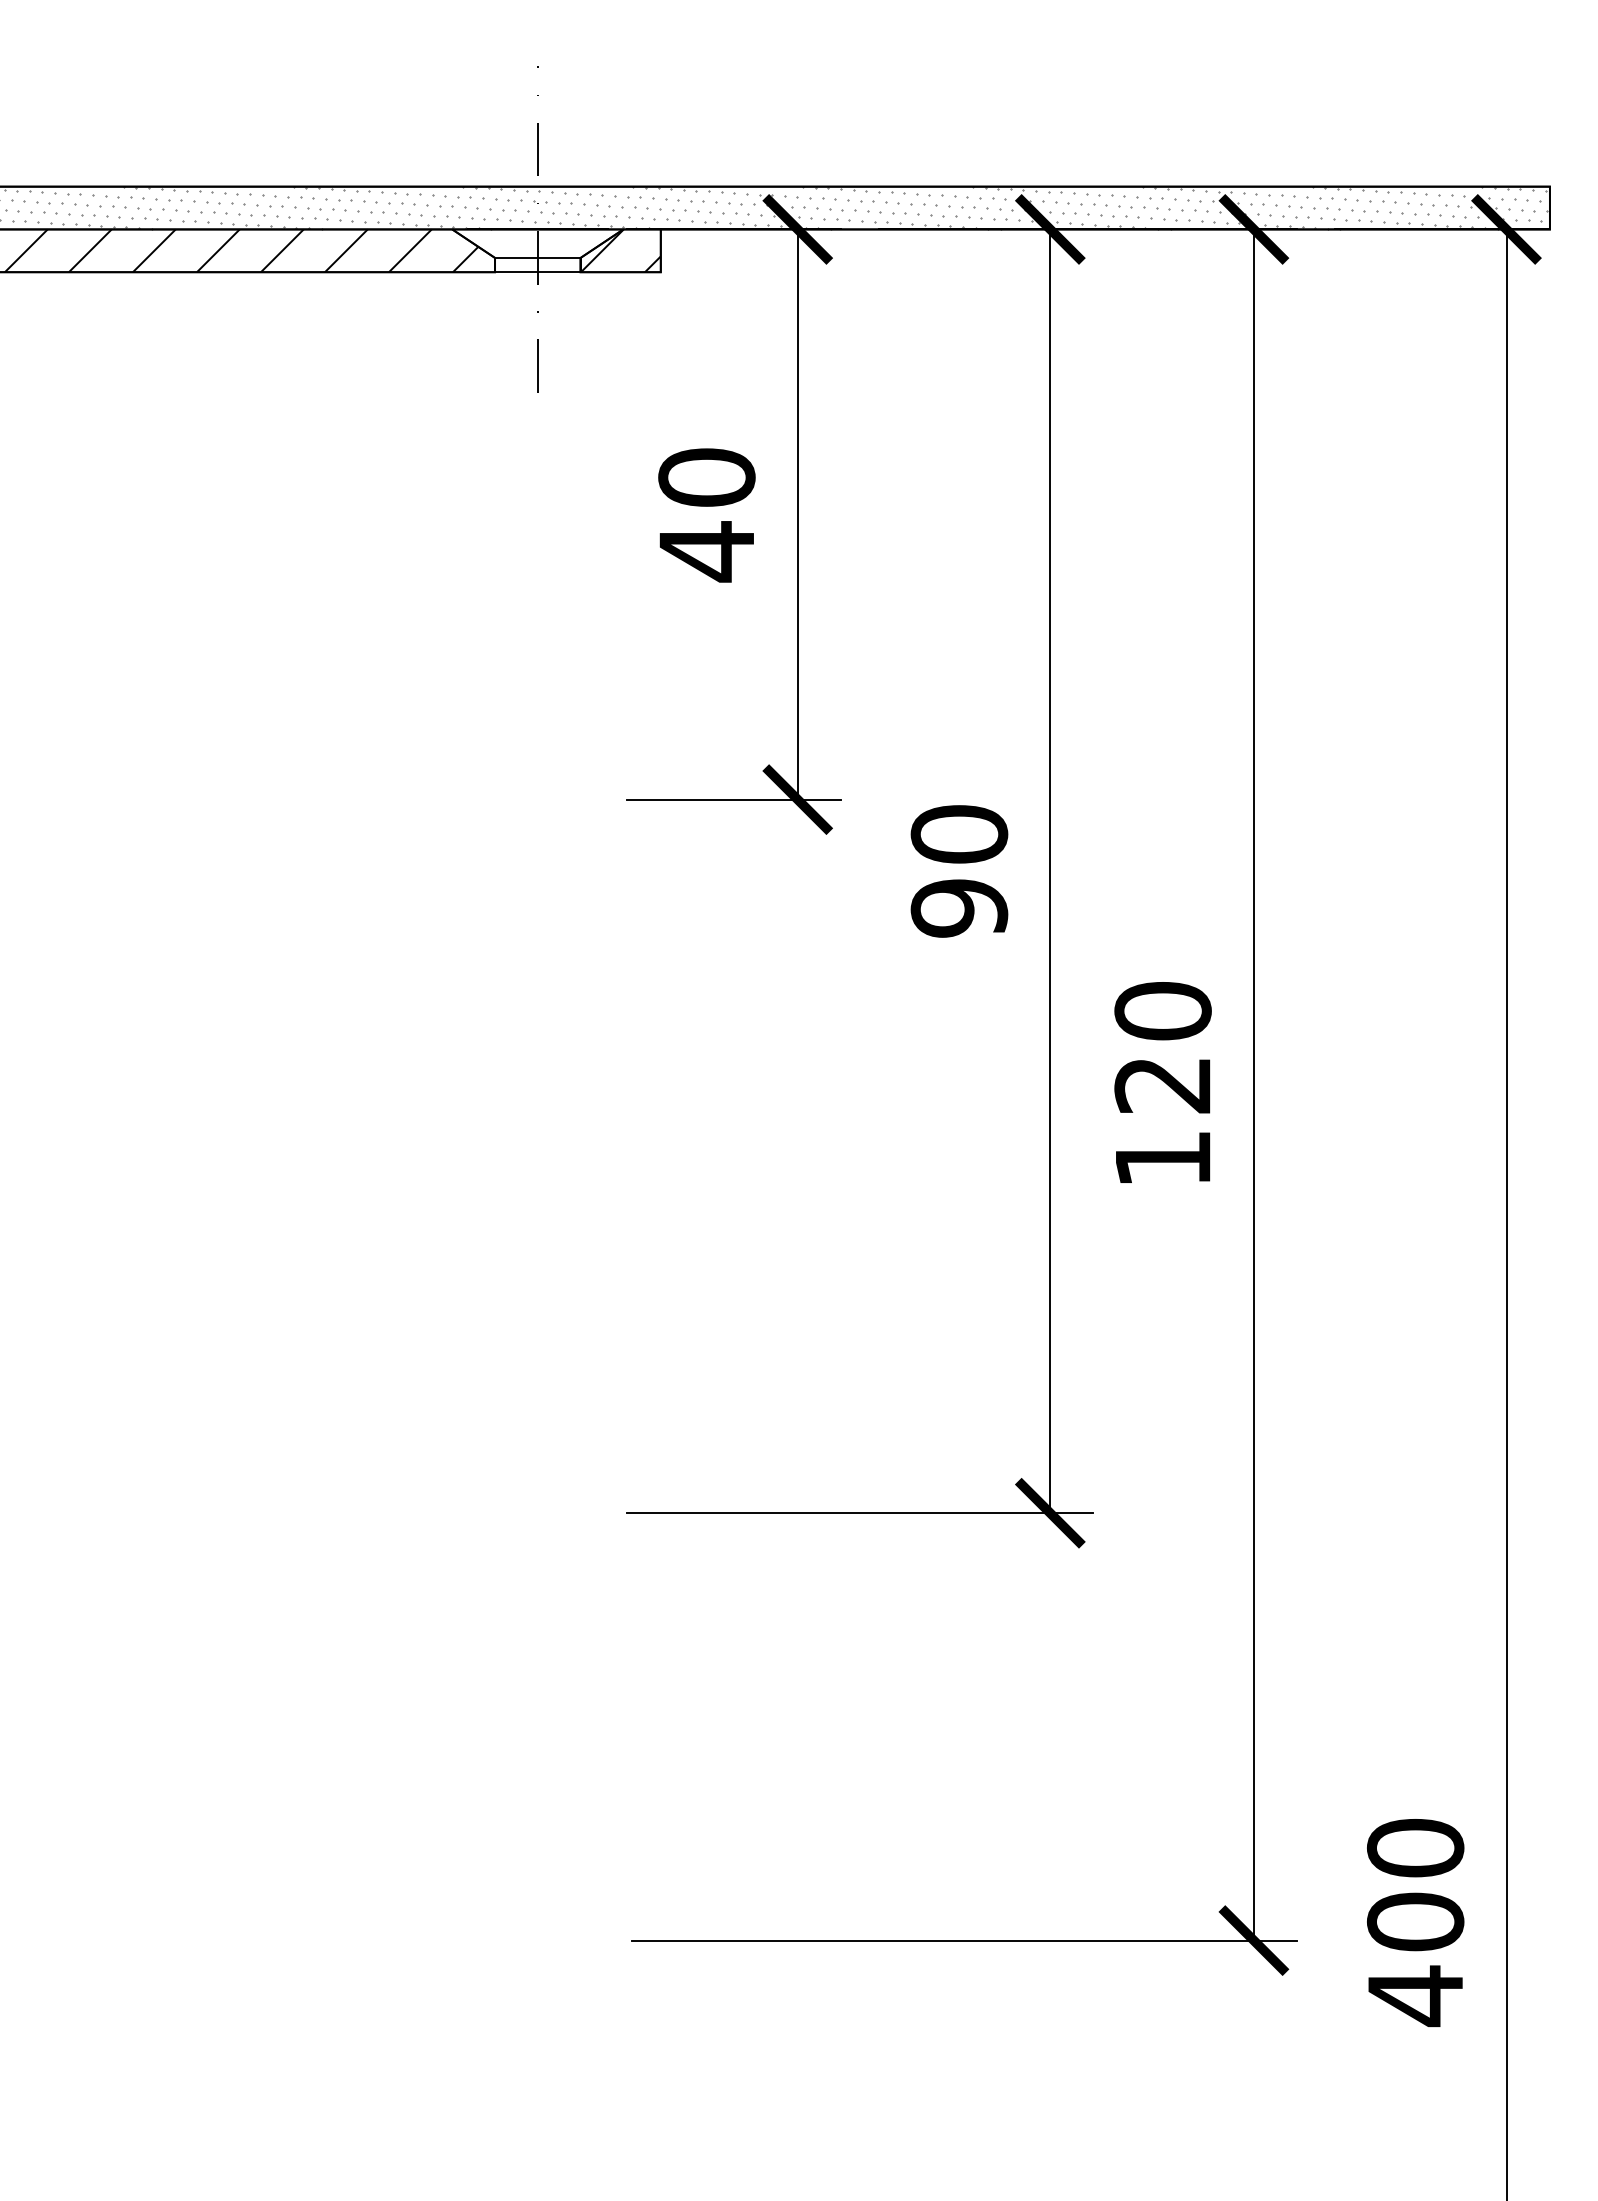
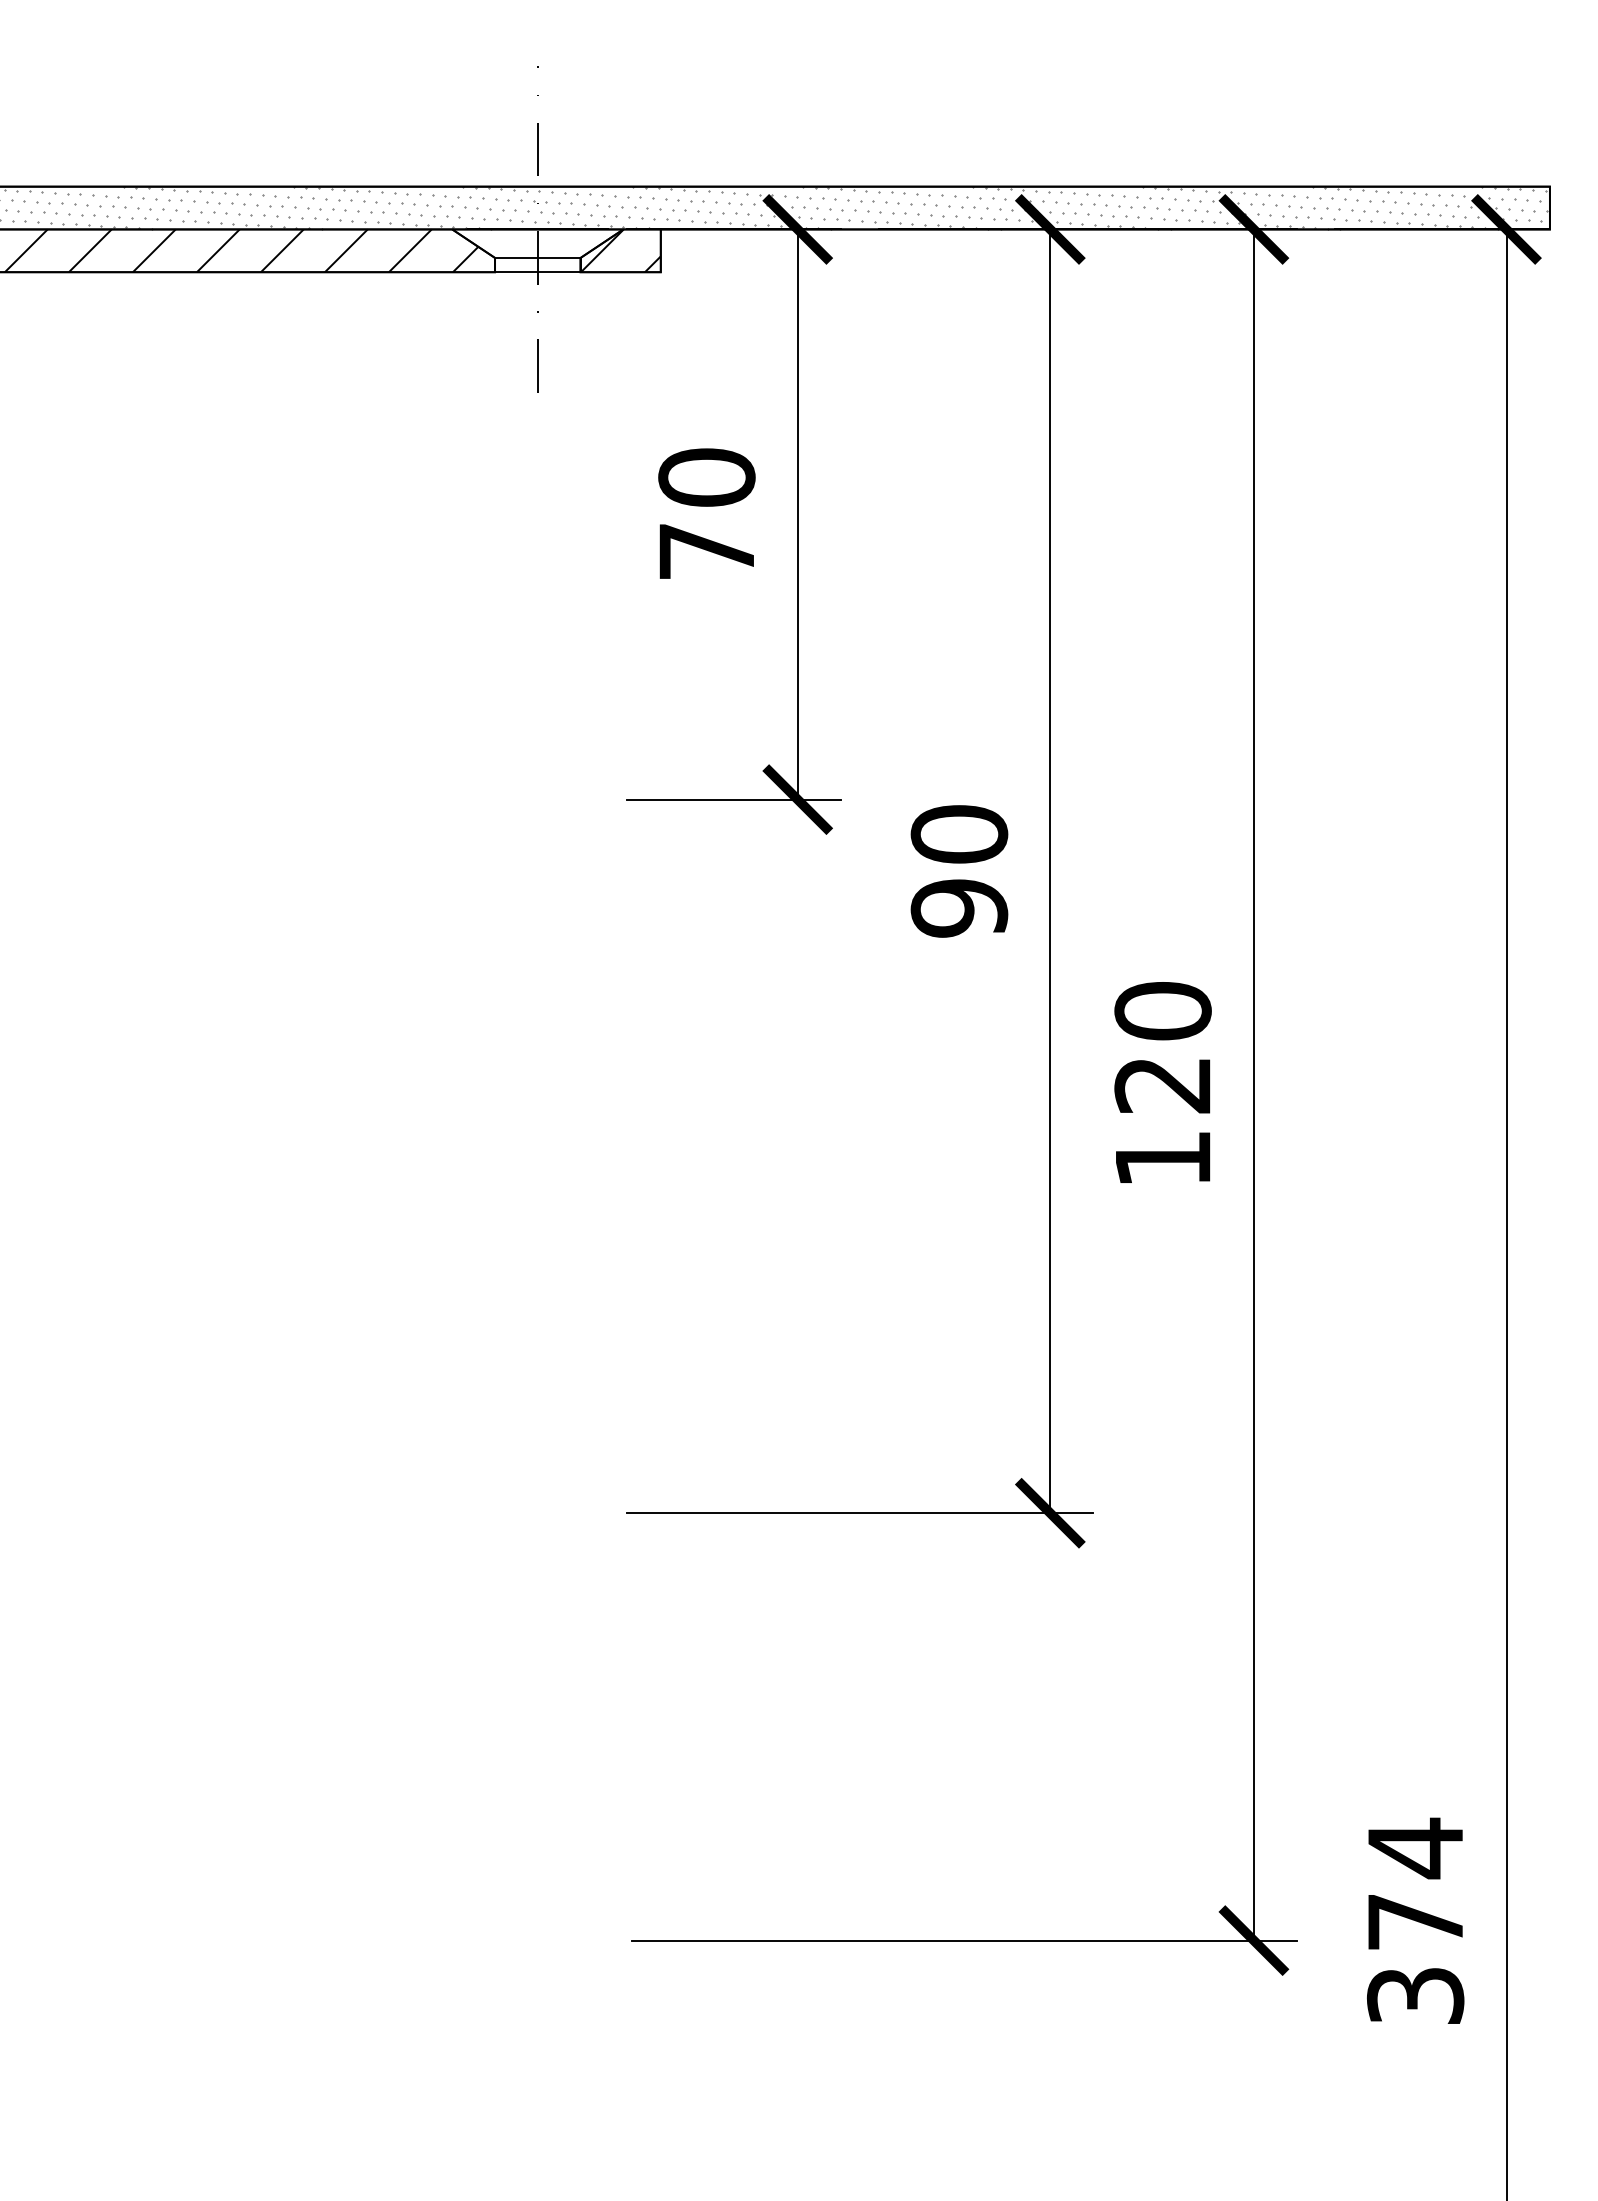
text: 40 -> 70 (706, 551)
text: 400 -> 374 (1415, 1922)
